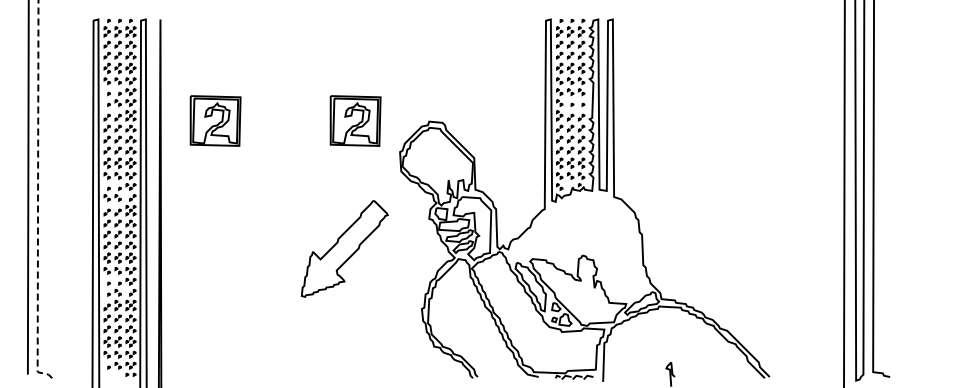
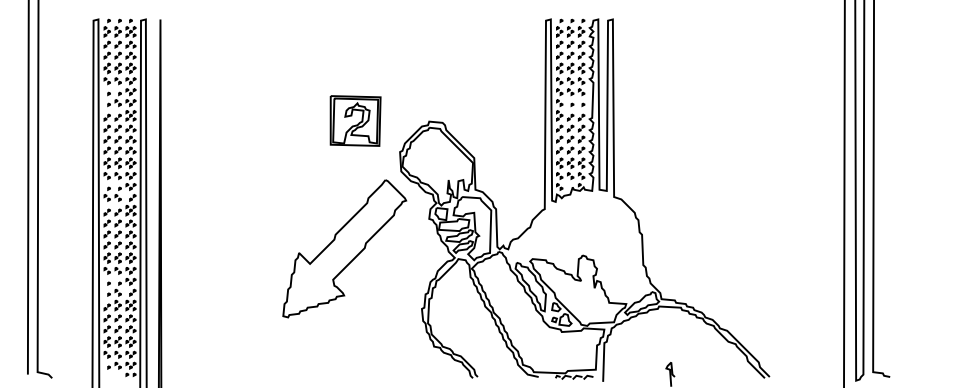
part: present -> none (215, 120)
line: dashed -> solid (38, 196)
part size: 89x98 px -> 126x140 px (344, 248)
